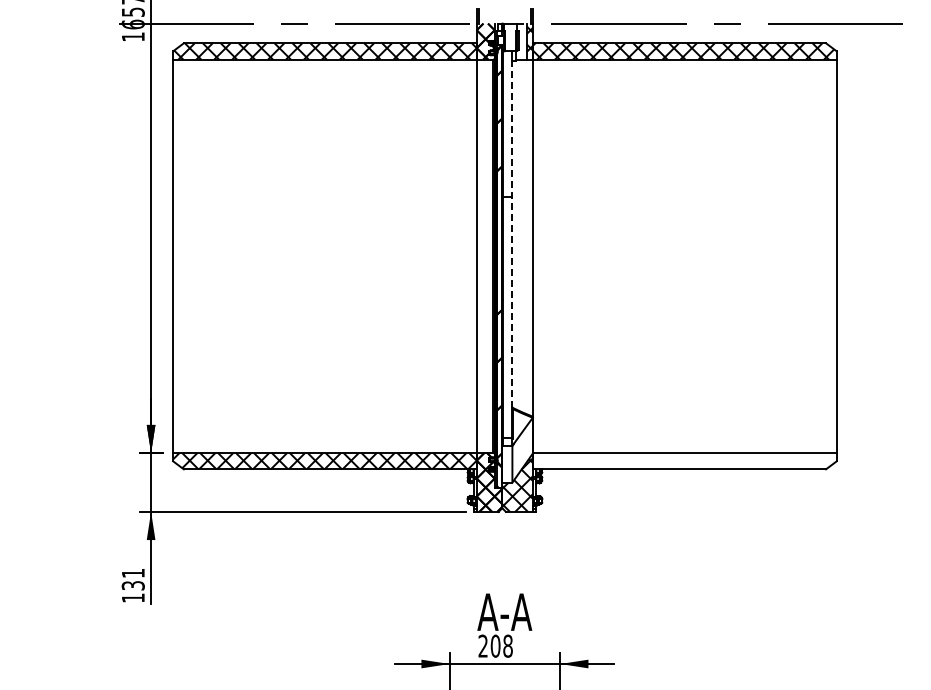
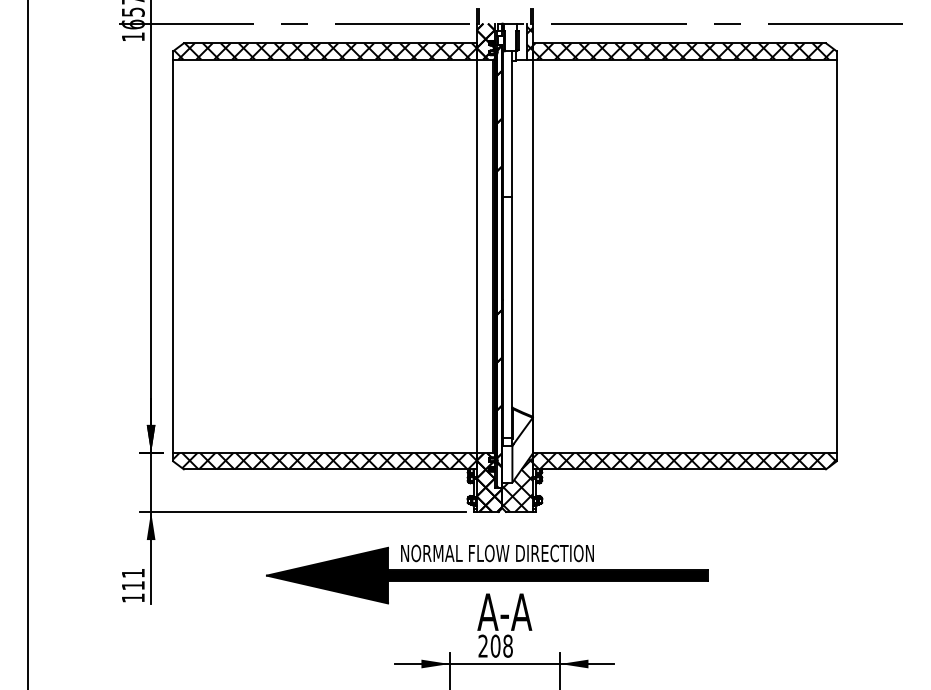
line: dashed -> solid (512, 234)
line: none -> present (27, 344)
hatch: none -> present (684, 461)
part: none -> present (487, 574)
text: 131 -> 111 (132, 585)
